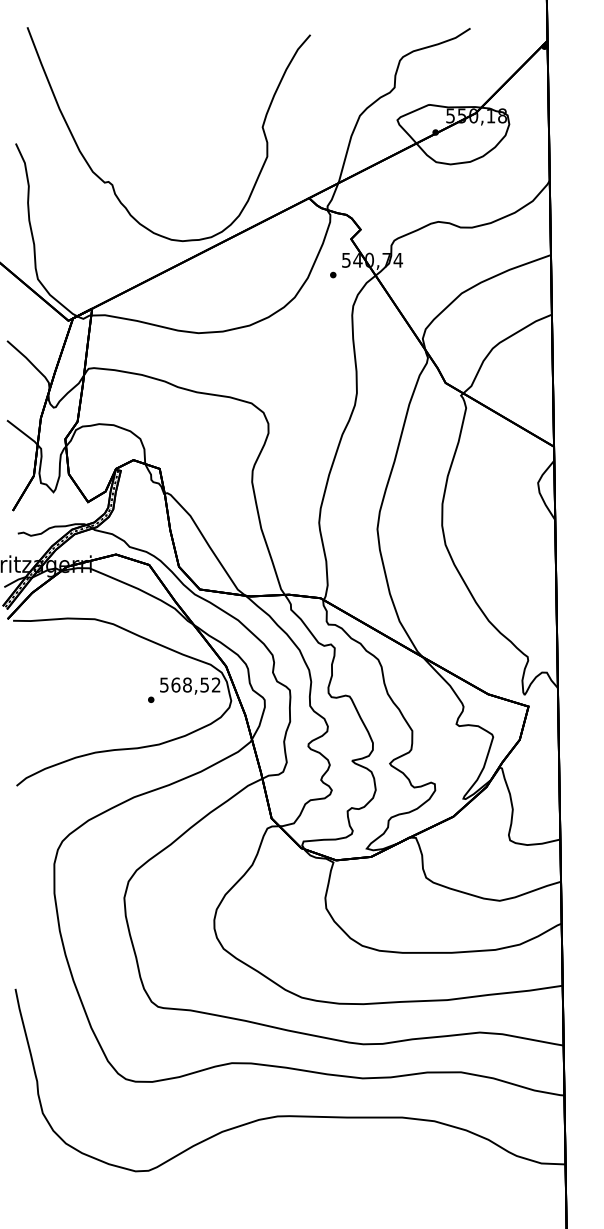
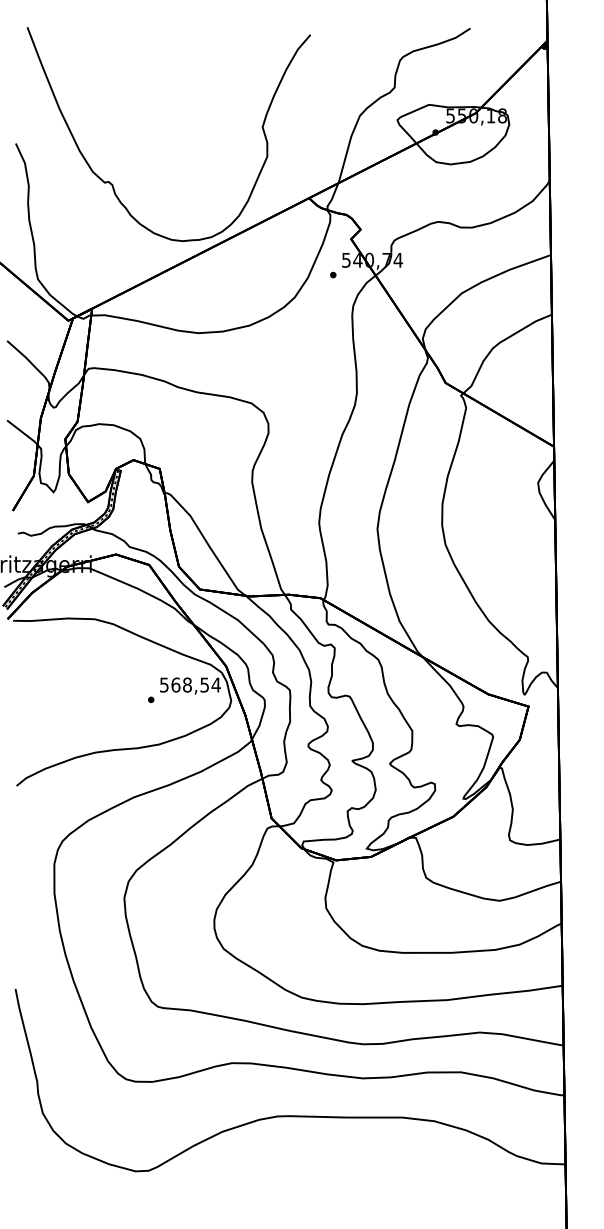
text: 568,52 -> 568,54 (215, 684)
